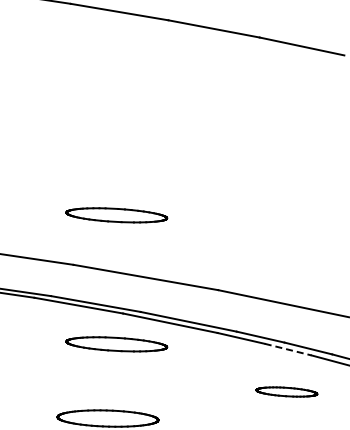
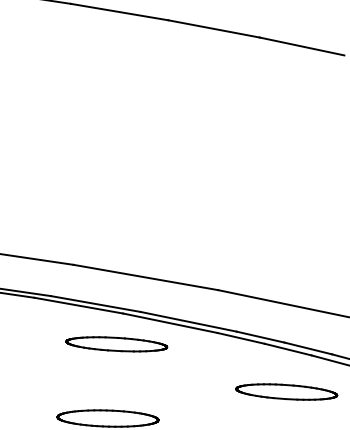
part: present -> none (116, 215)
line: dashed -> solid (288, 349)
part size: 64x12 px -> 104x18 px (286, 391)
